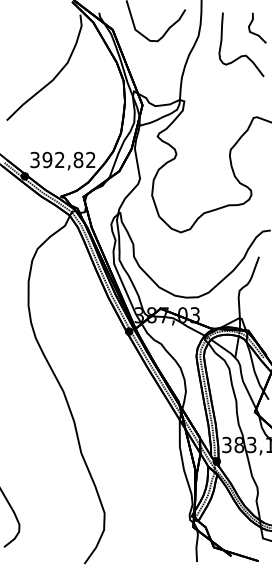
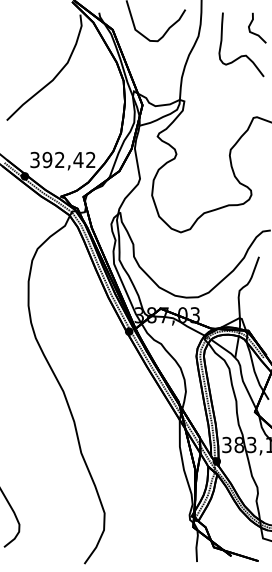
text: 392,82 -> 392,42 (78, 159)
